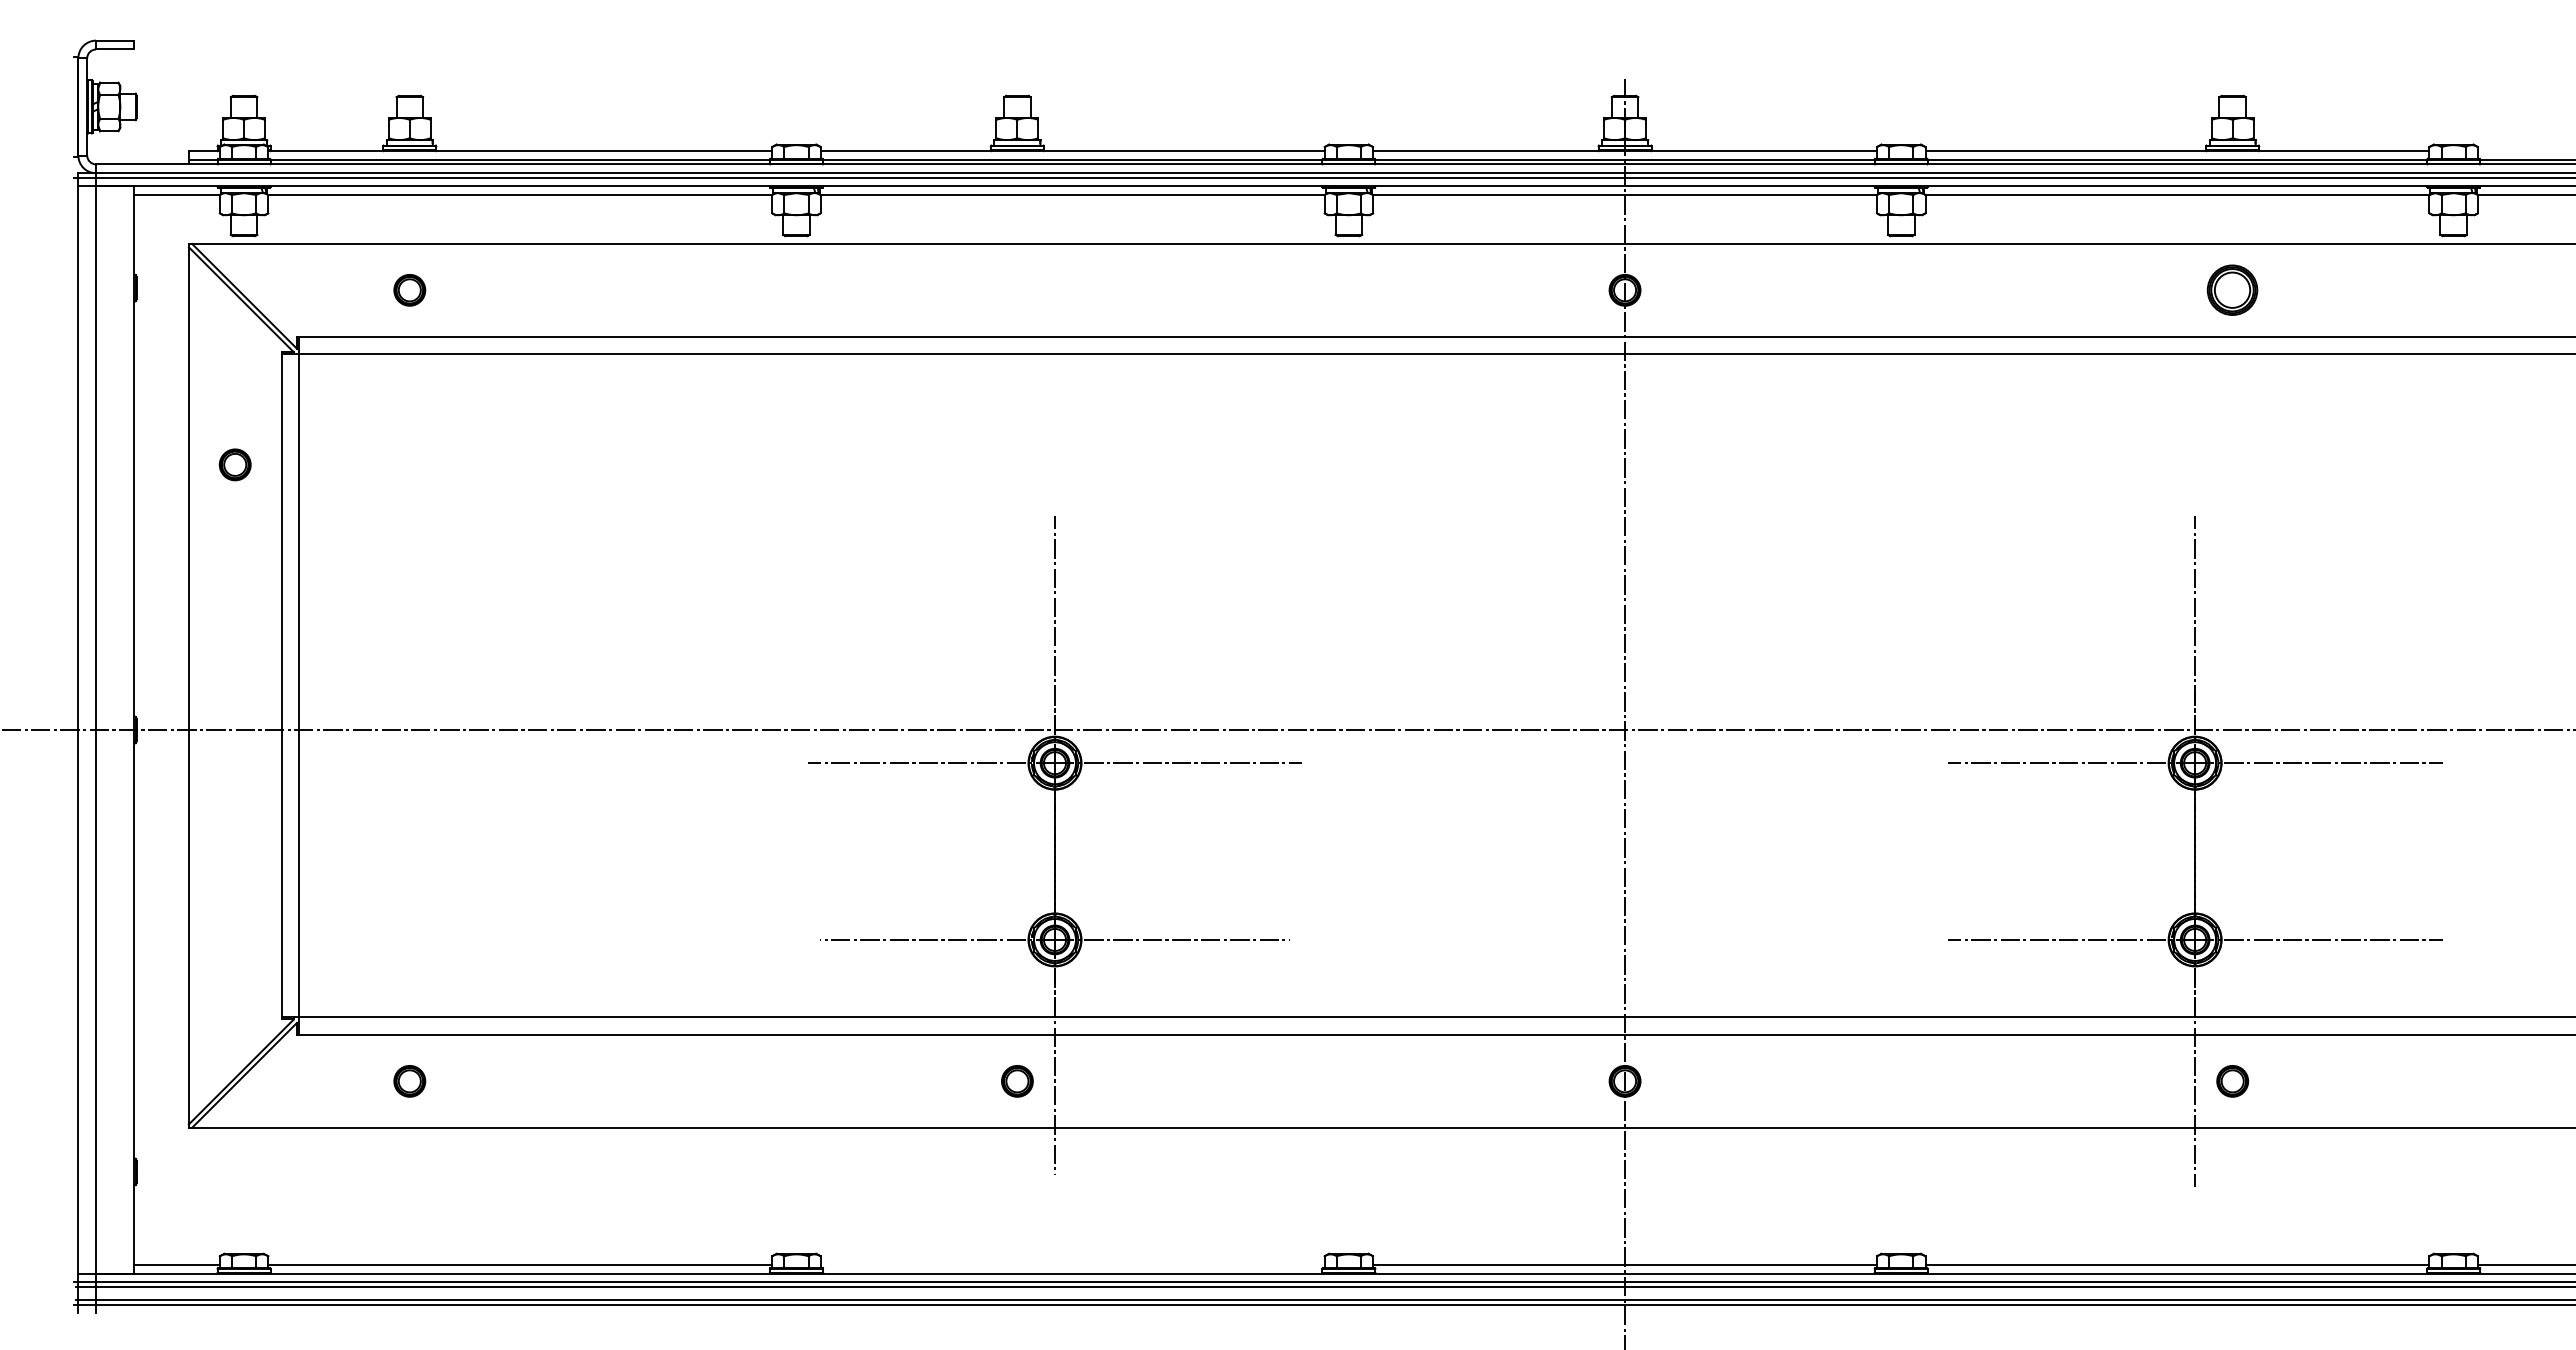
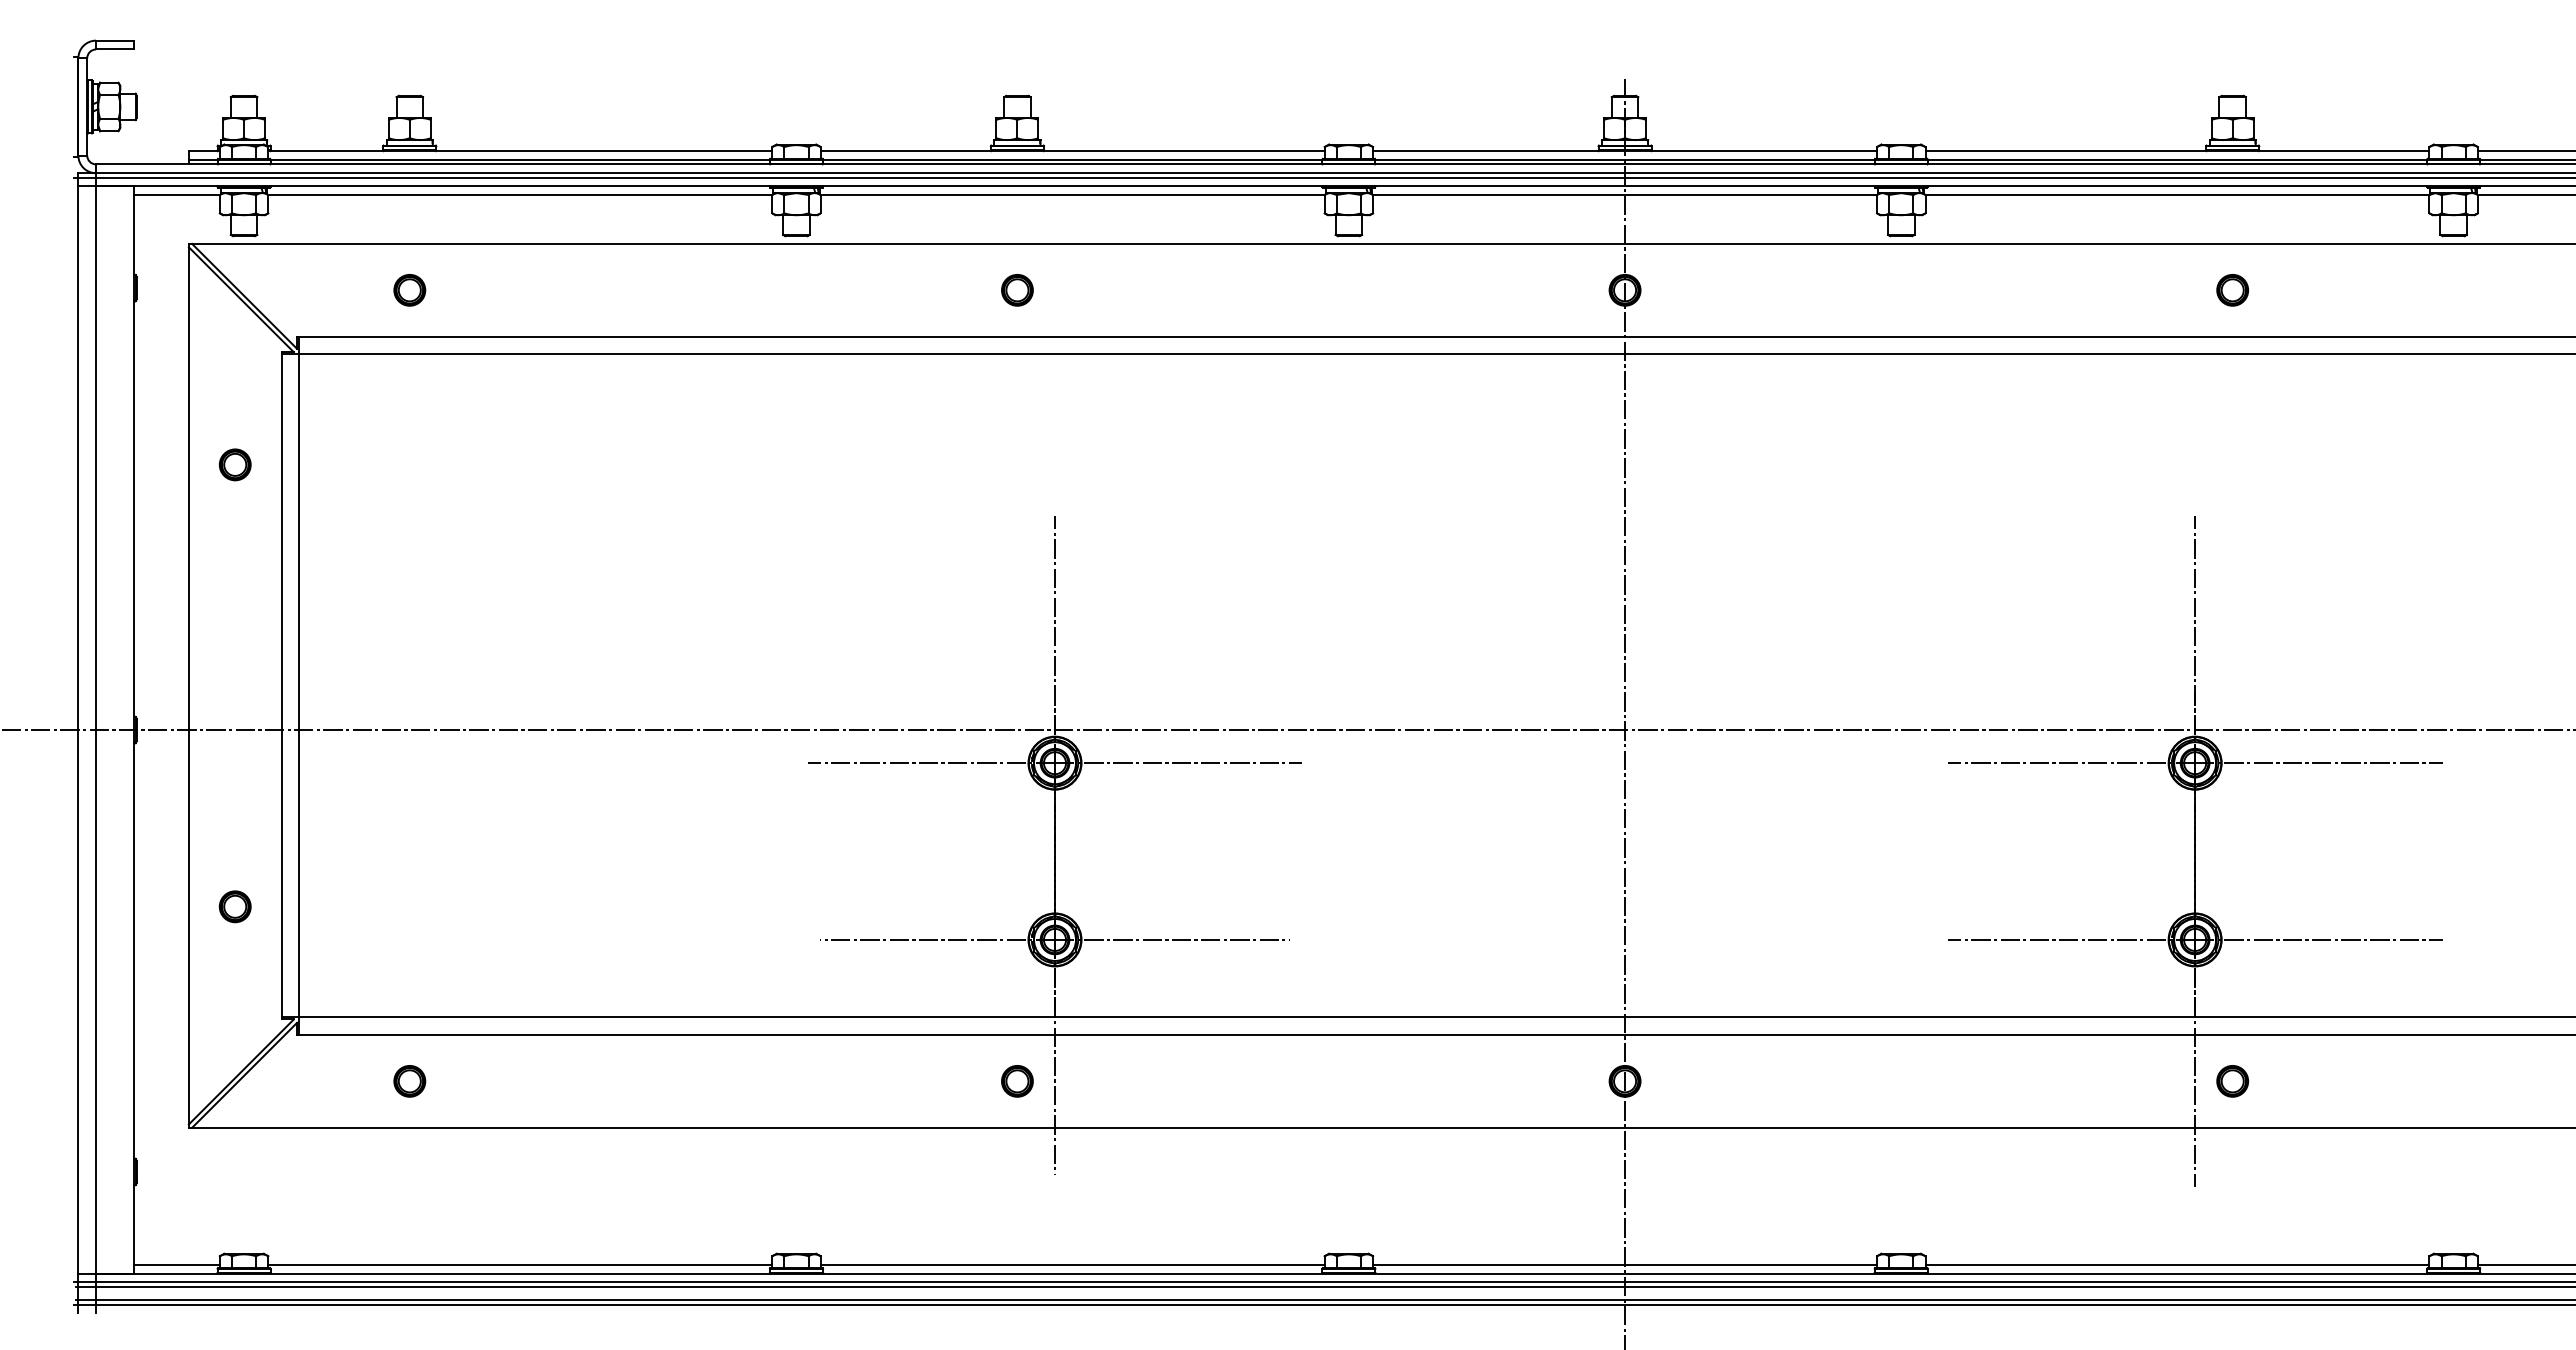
line: none -> present (2524, 151)
part size: 53x52 px -> 34x33 px (2232, 290)
part: none -> present (1017, 290)
part: none -> present (234, 906)
line: none -> present (1072, 1264)
